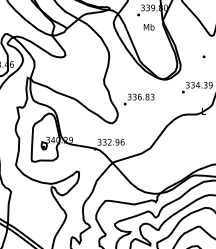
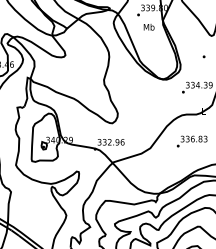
text position: (138, 99) -> (191, 141) (191, 141)
